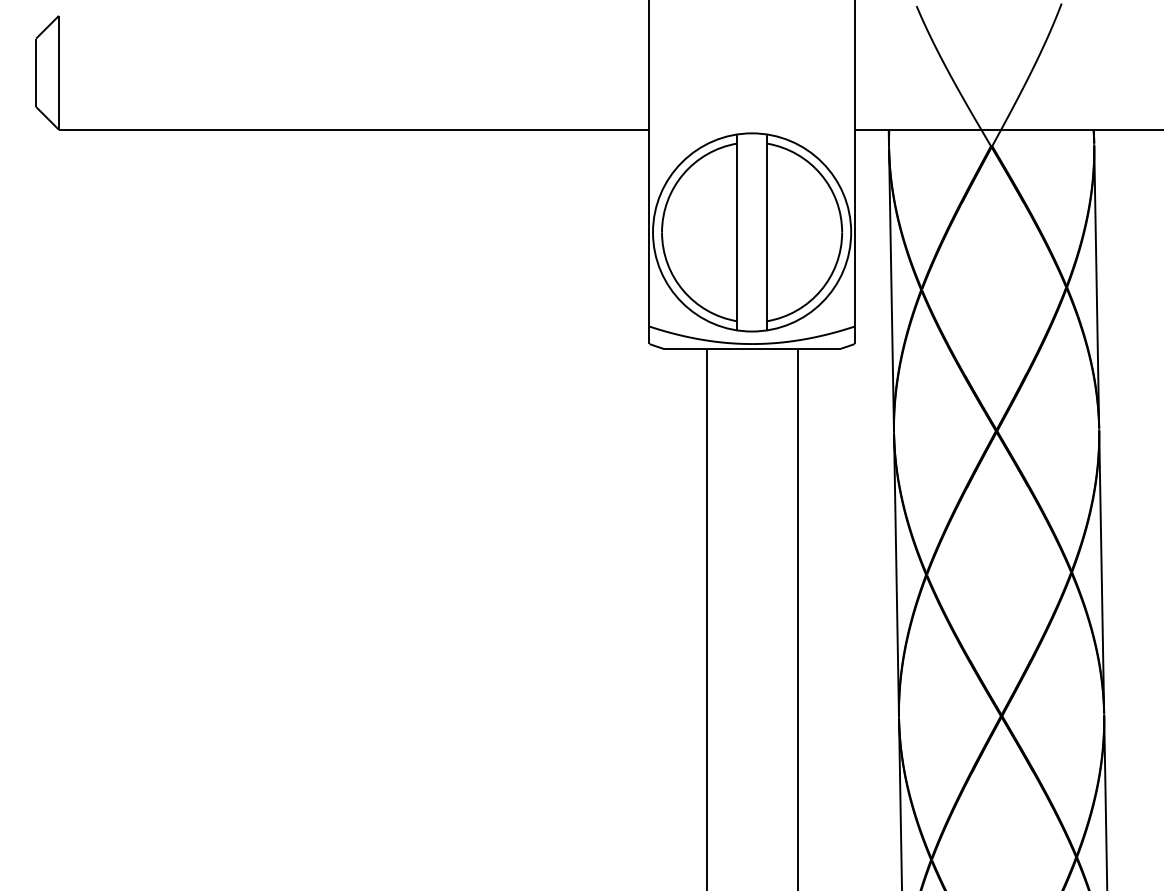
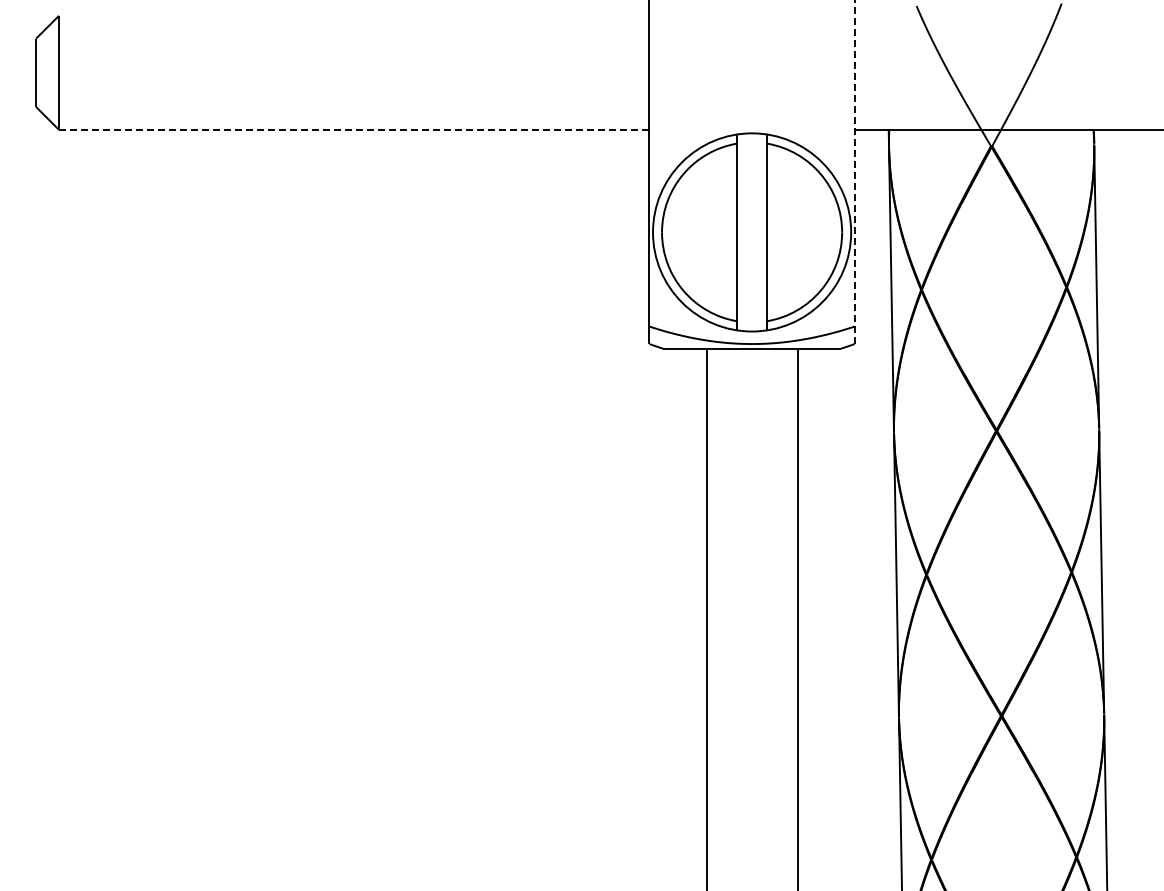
line: solid -> dashed (353, 129)
line: solid -> dashed (854, 172)
